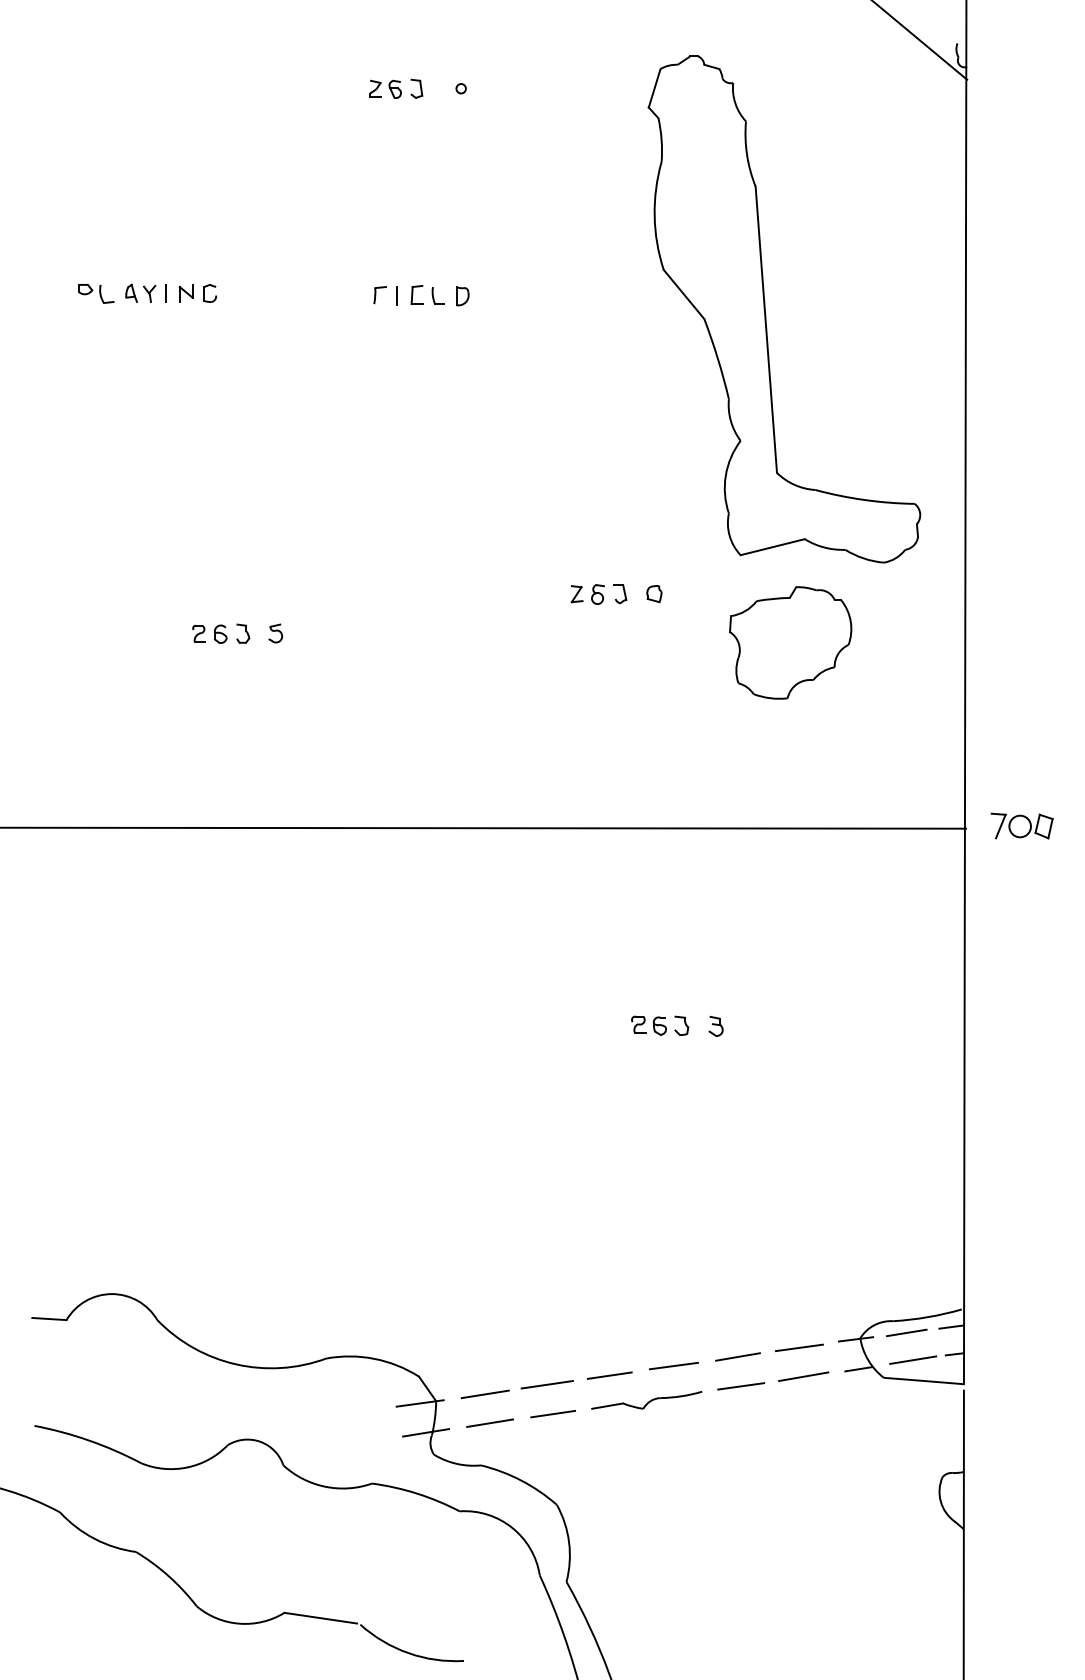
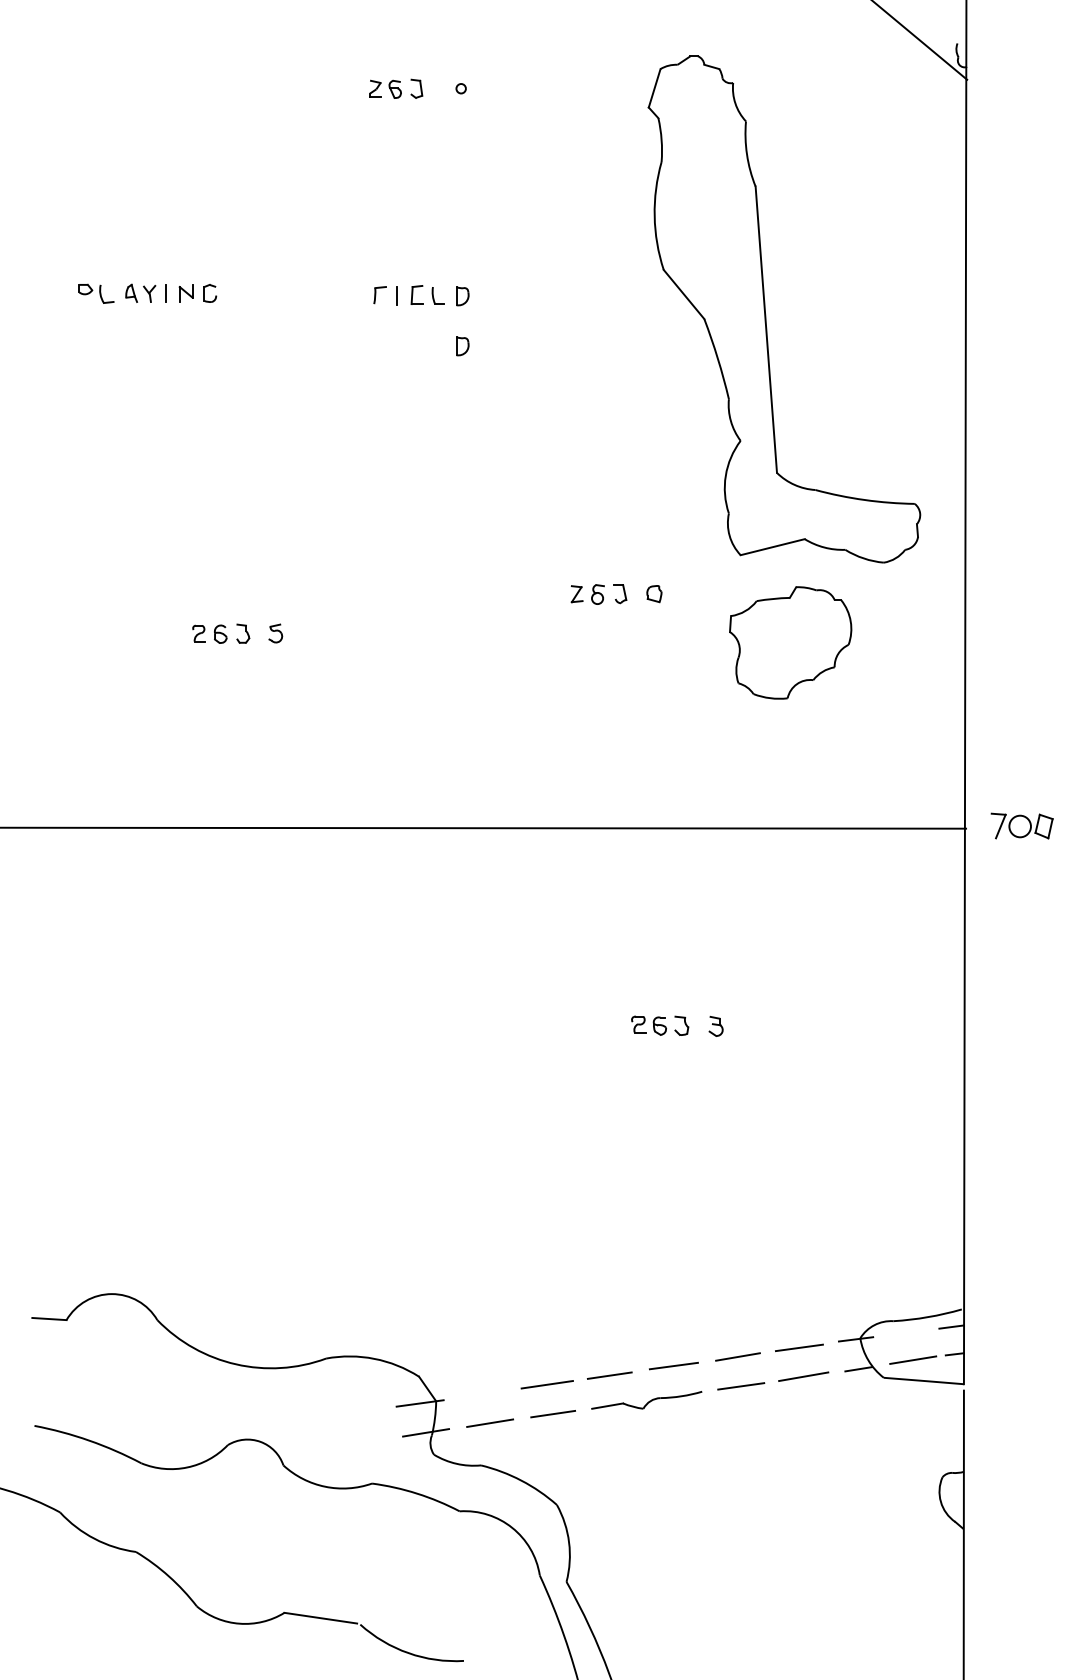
part: none -> present (462, 346)
line: present -> none (906, 1332)
line: present -> none (484, 1394)
